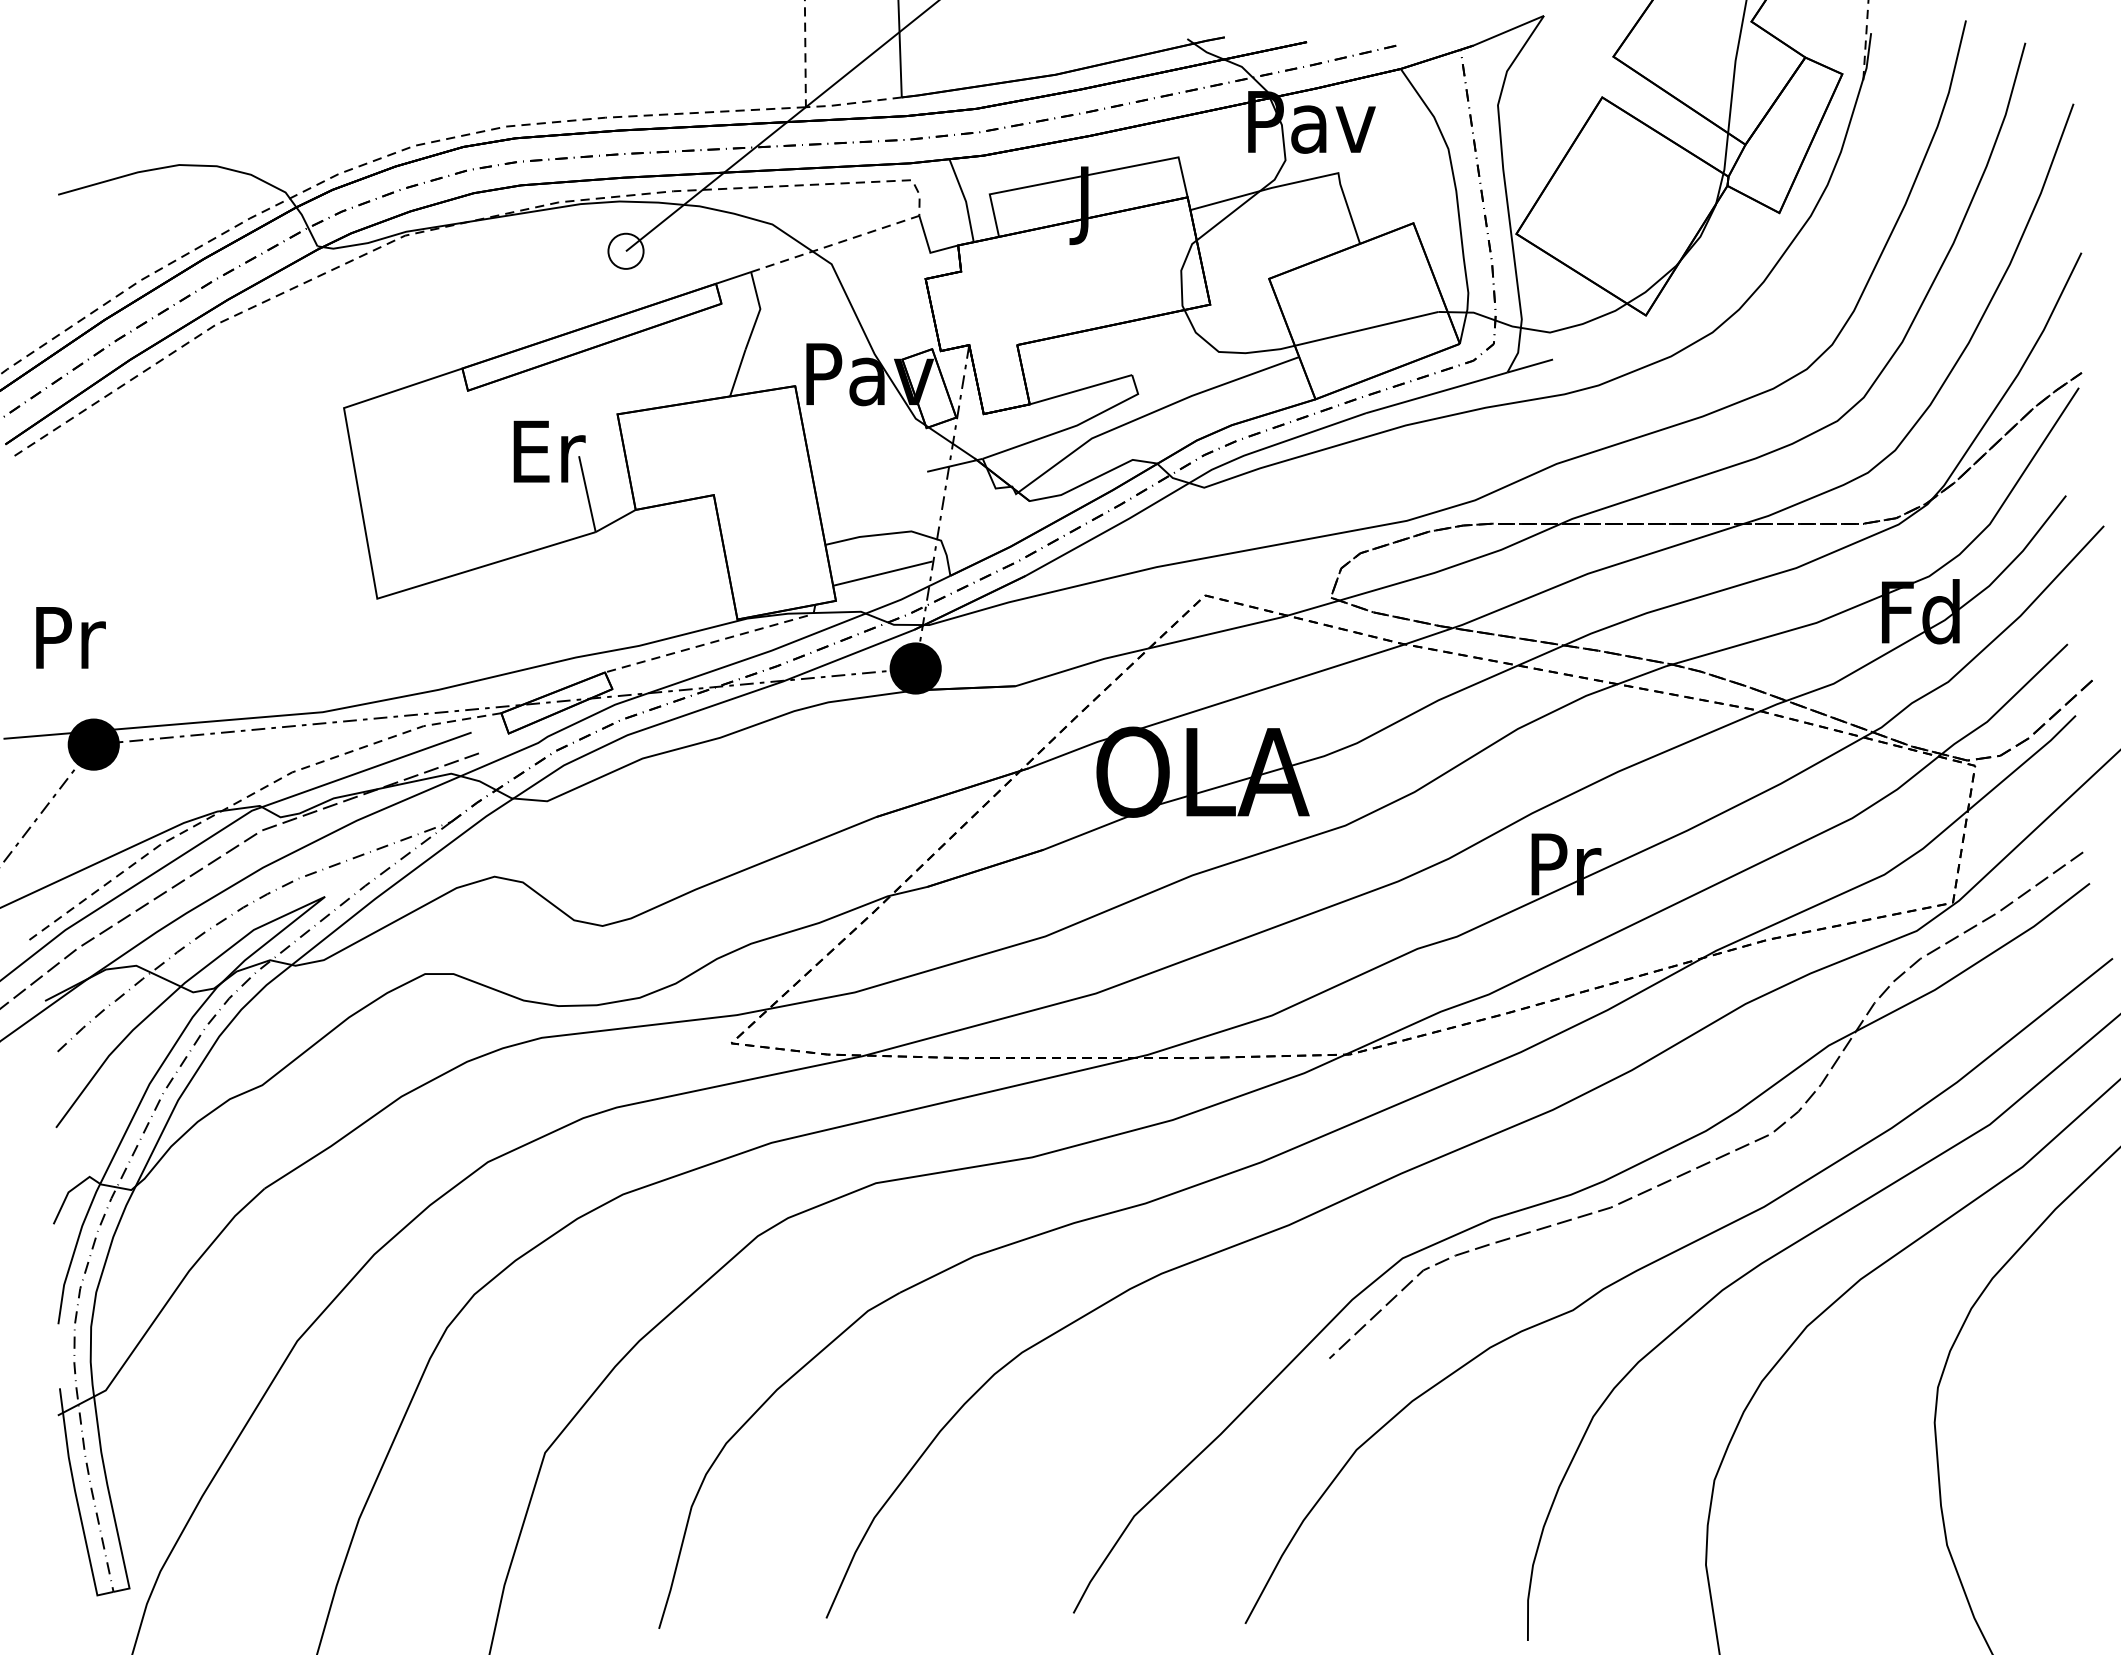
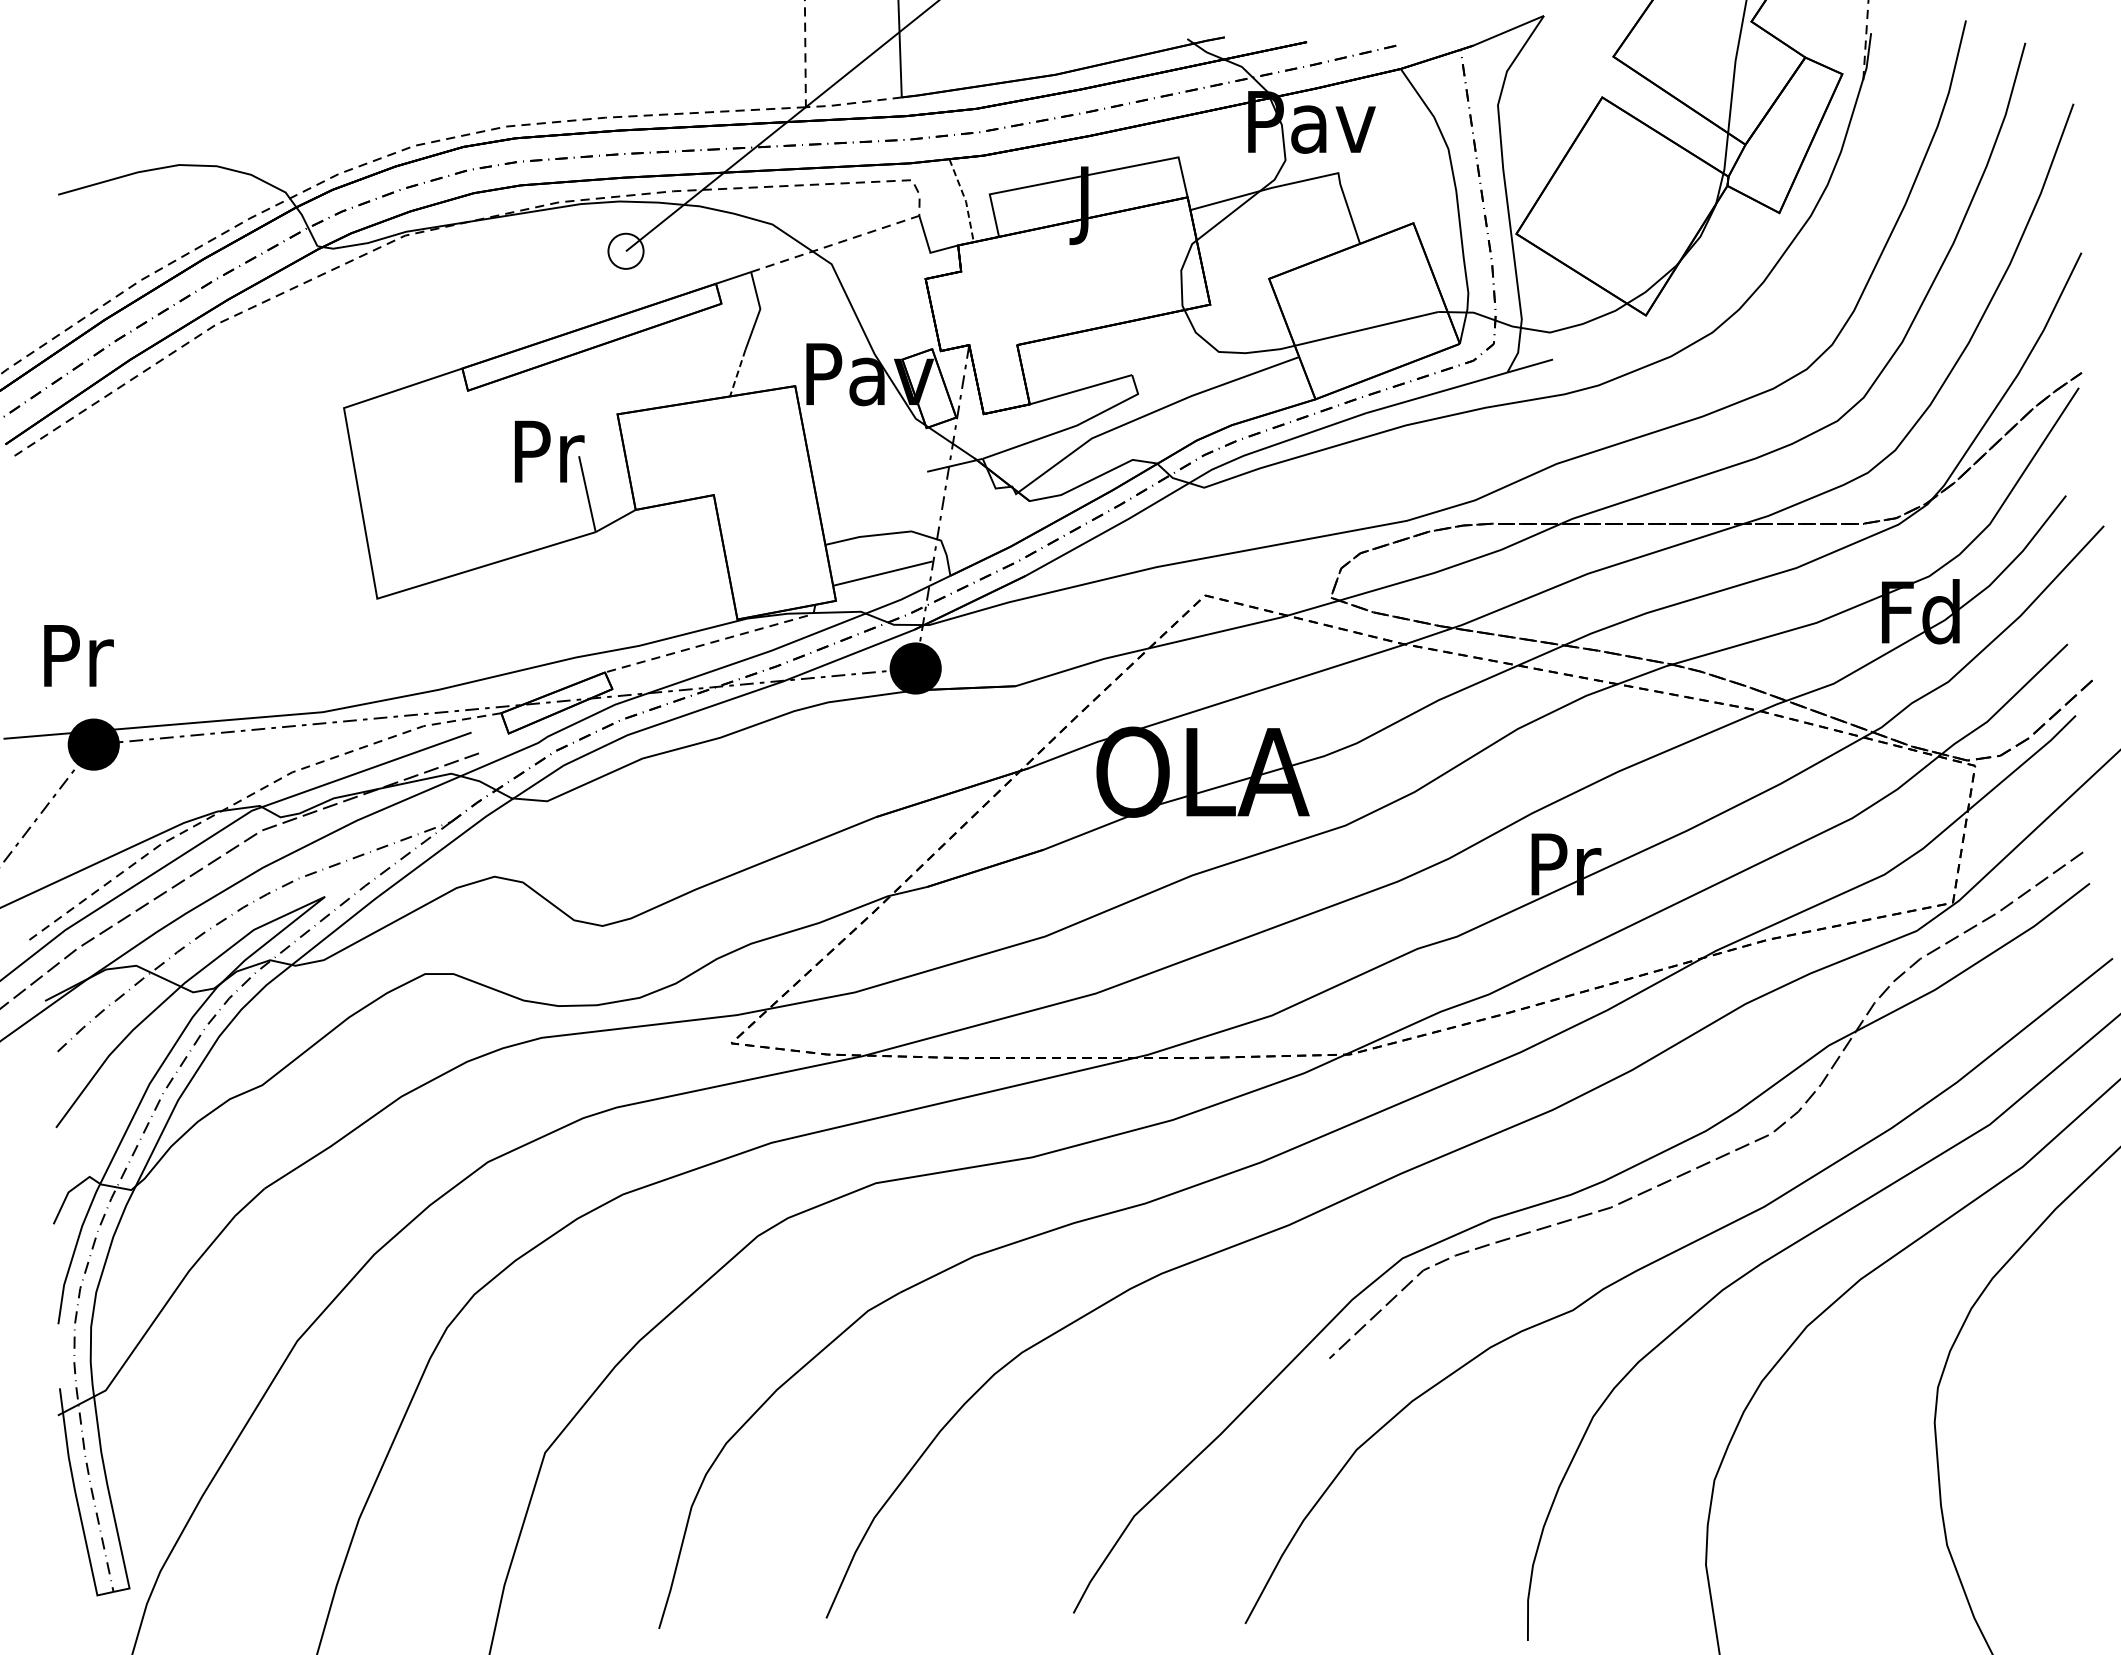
line: solid -> dashed (965, 200)
line: solid -> dashed (737, 373)
text: Er -> Pr (549, 451)
text position: (70, 637) -> (78, 655) (78, 655)
